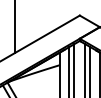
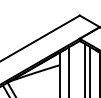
line: present -> none (15, 27)
line: present -> none (74, 69)
